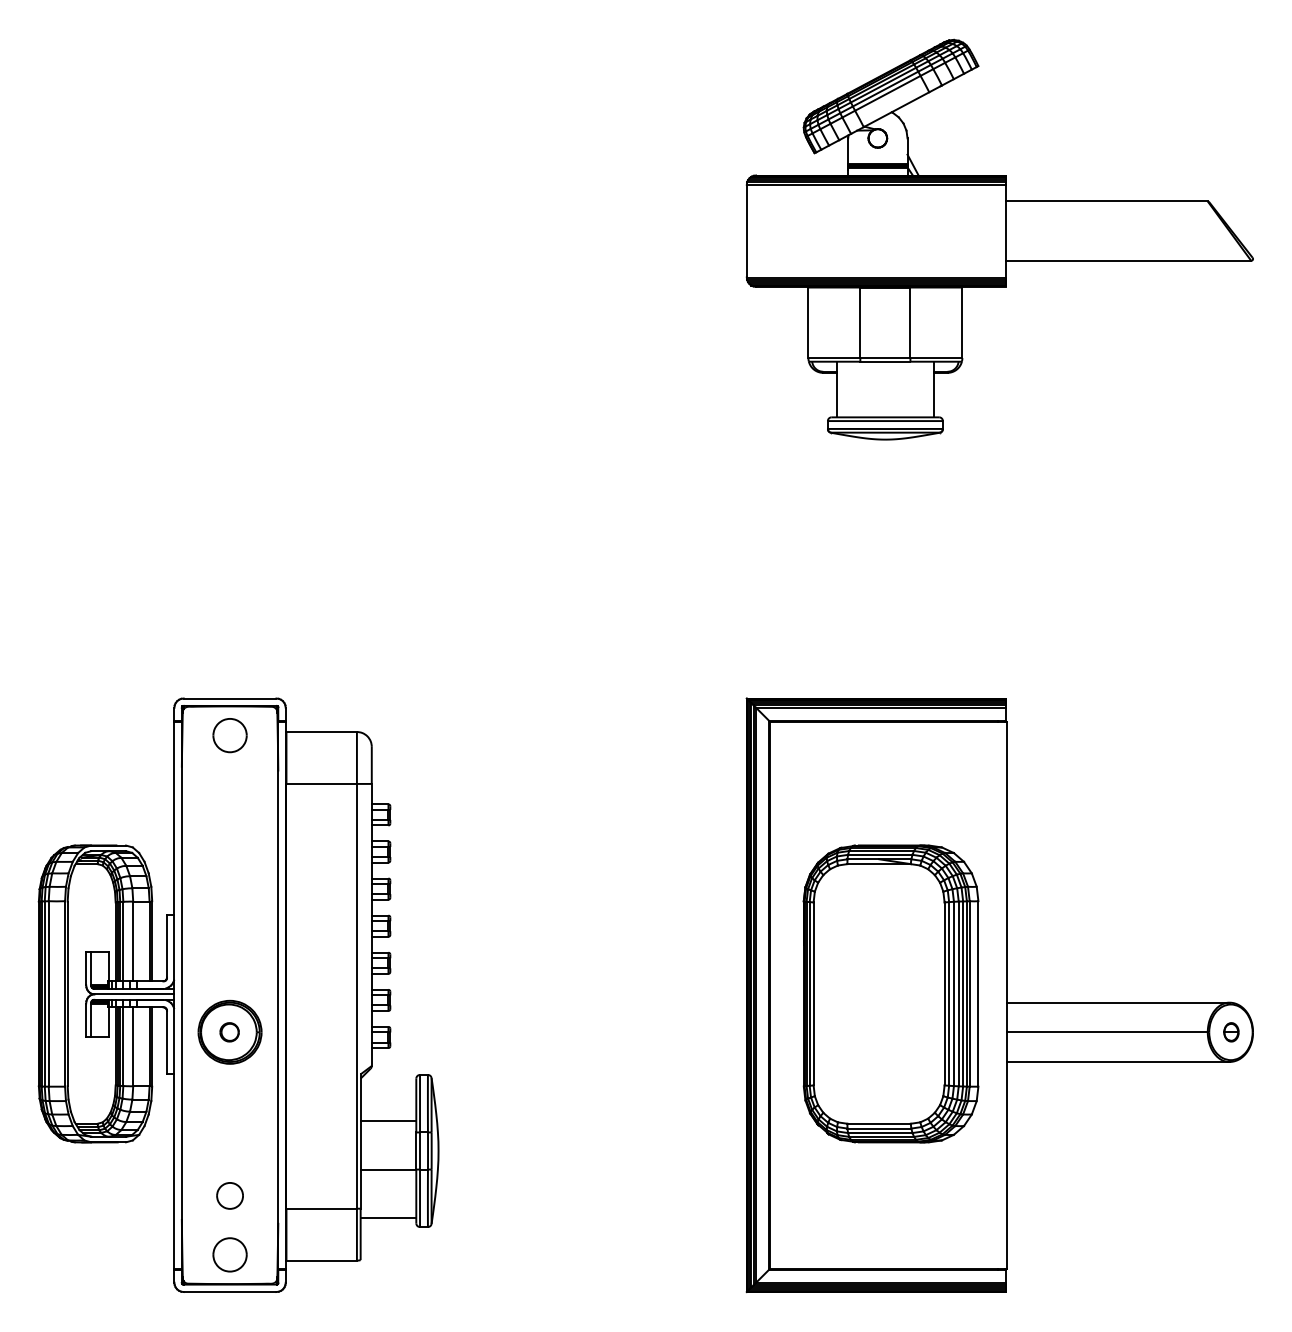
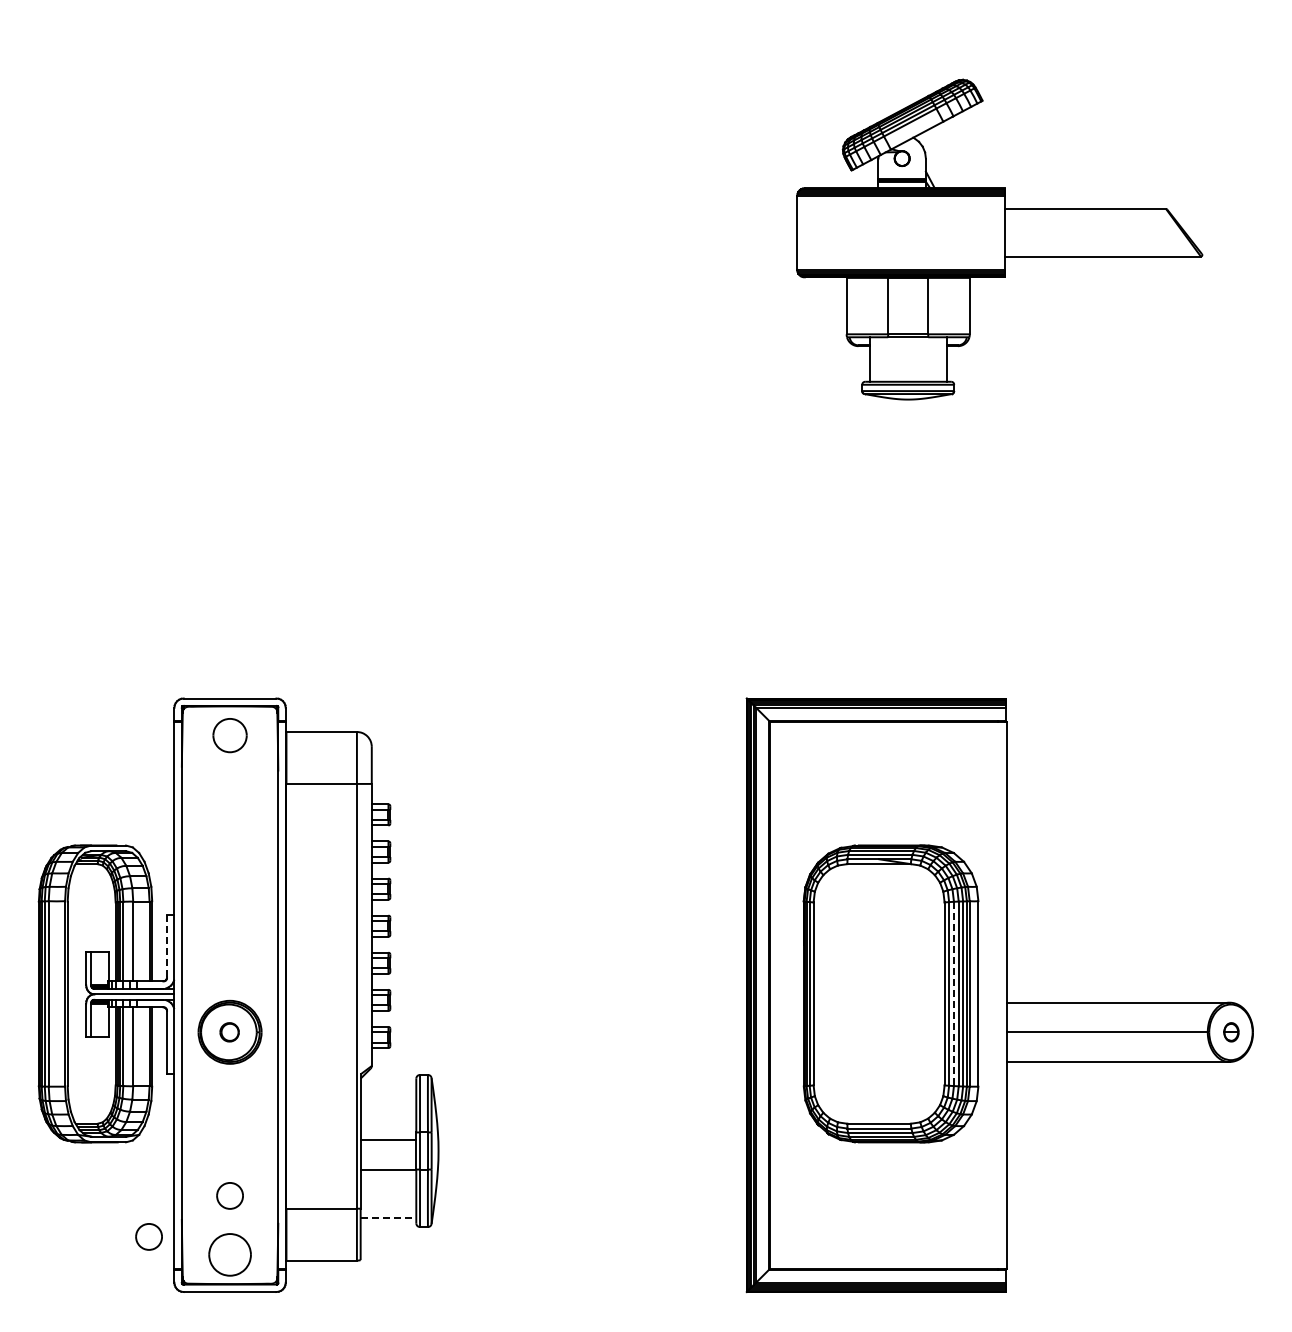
part size: 509x403 px -> 408x323 px (999, 239)
line: solid -> dashed (167, 946)
line: solid -> dashed (953, 994)
line position: (388, 1121) -> (388, 1140) (388, 1140)
line: solid -> dashed (388, 1217)
part: none -> present (148, 1236)
part size: 36x36 px -> 44x44 px (229, 1254)
